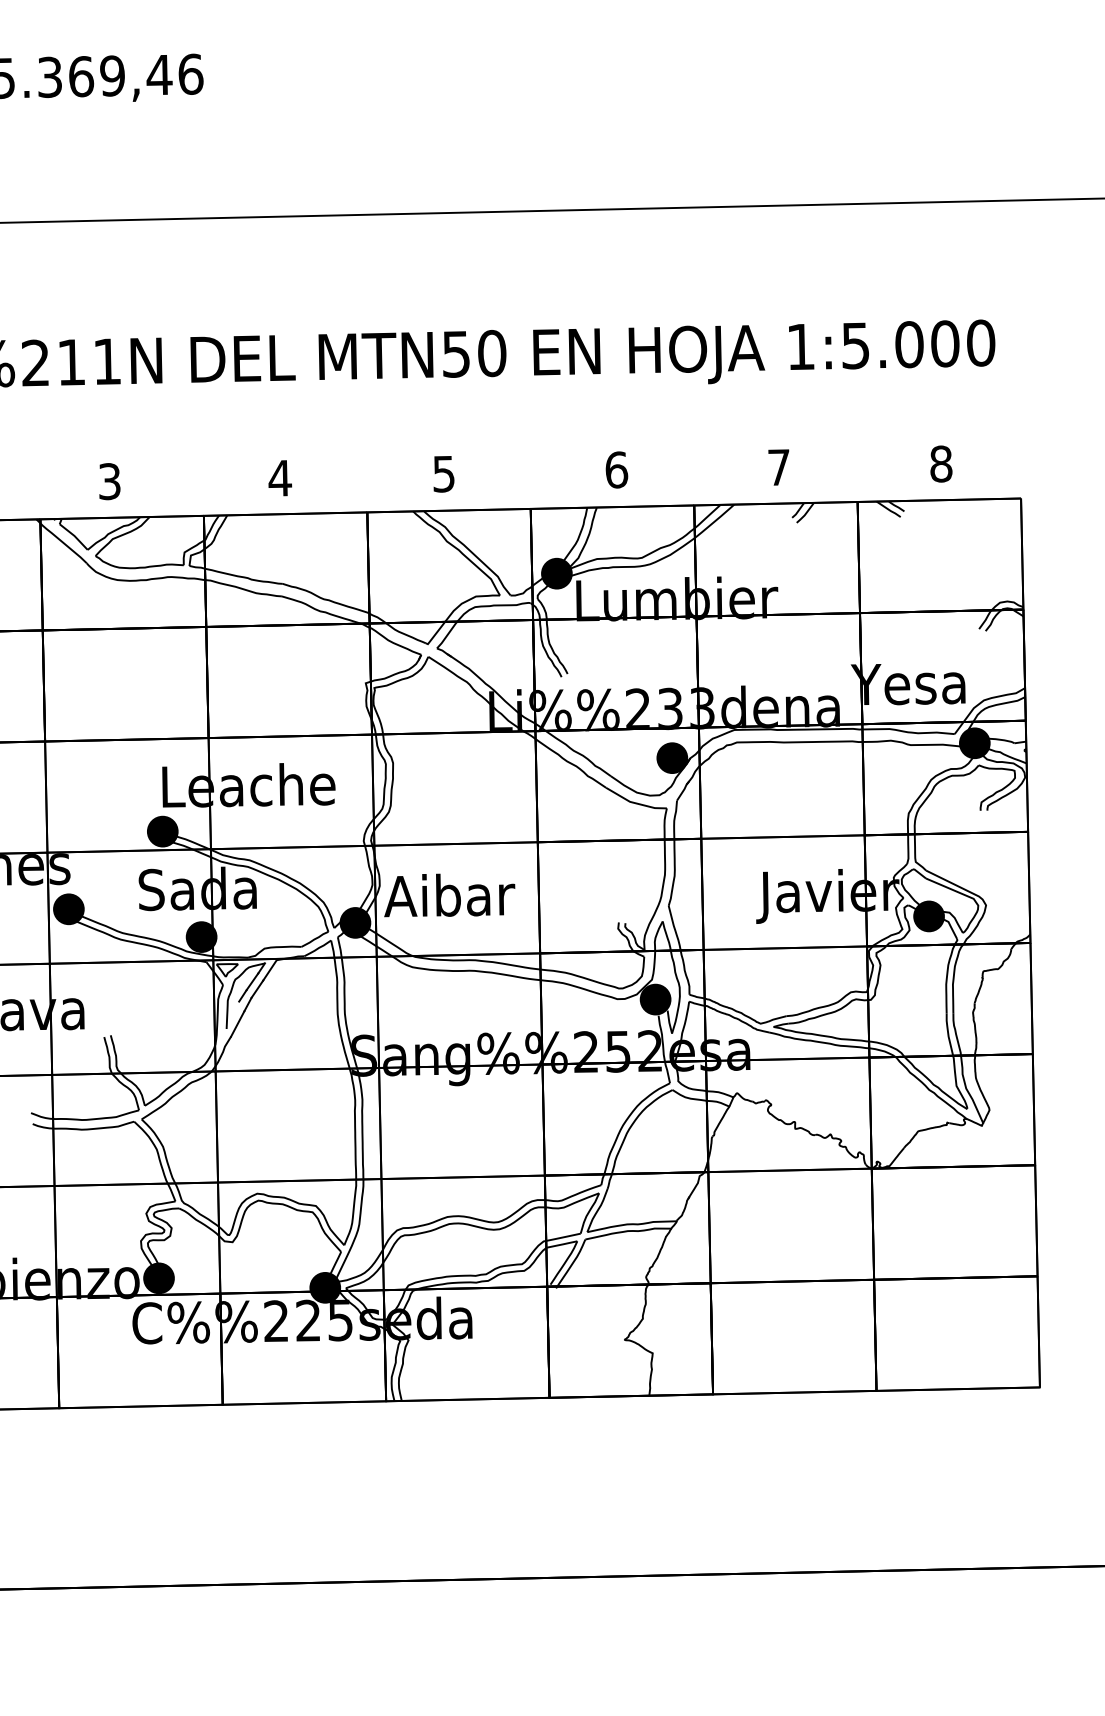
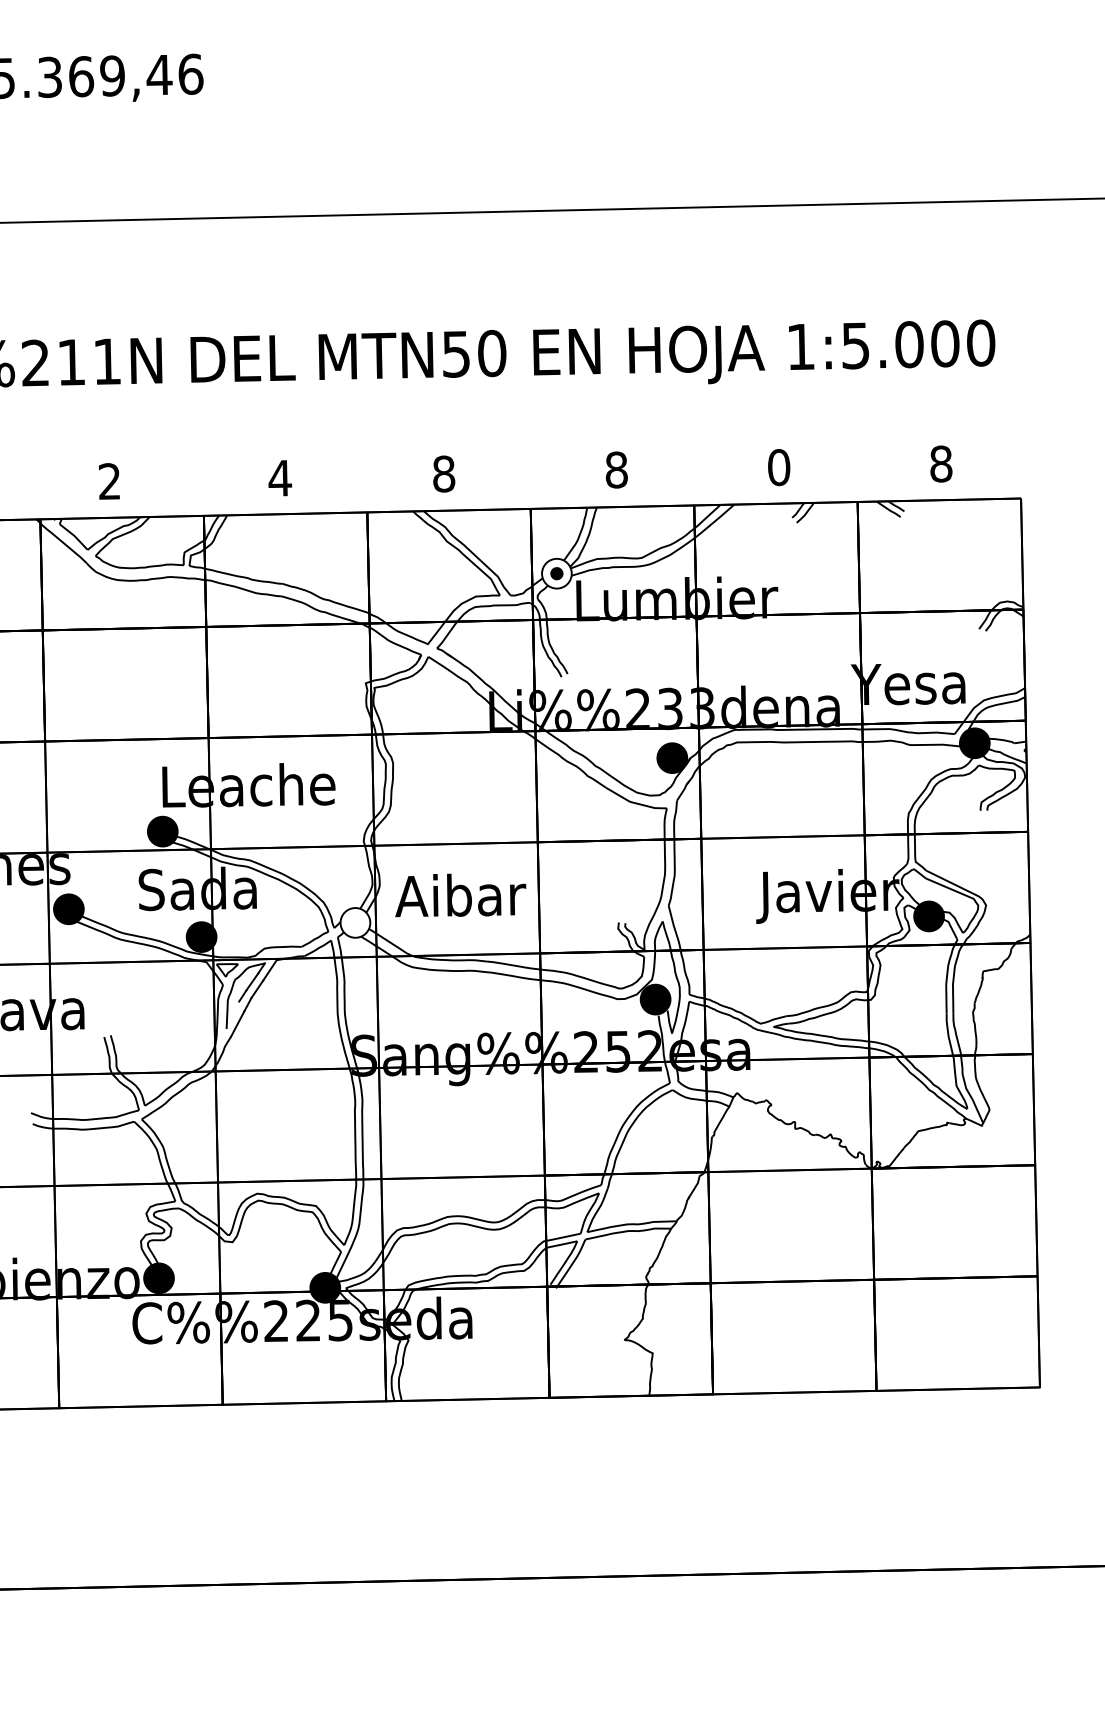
text: 7 -> 0 (779, 467)
text: 6 -> 8 (616, 469)
text: 5 -> 8 (444, 473)
text: 3 -> 2 (109, 481)
fill: present -> none (556, 573)
text position: (449, 895) -> (460, 895) (460, 895)
fill: present -> none (354, 922)
fill: present -> none (355, 922)
